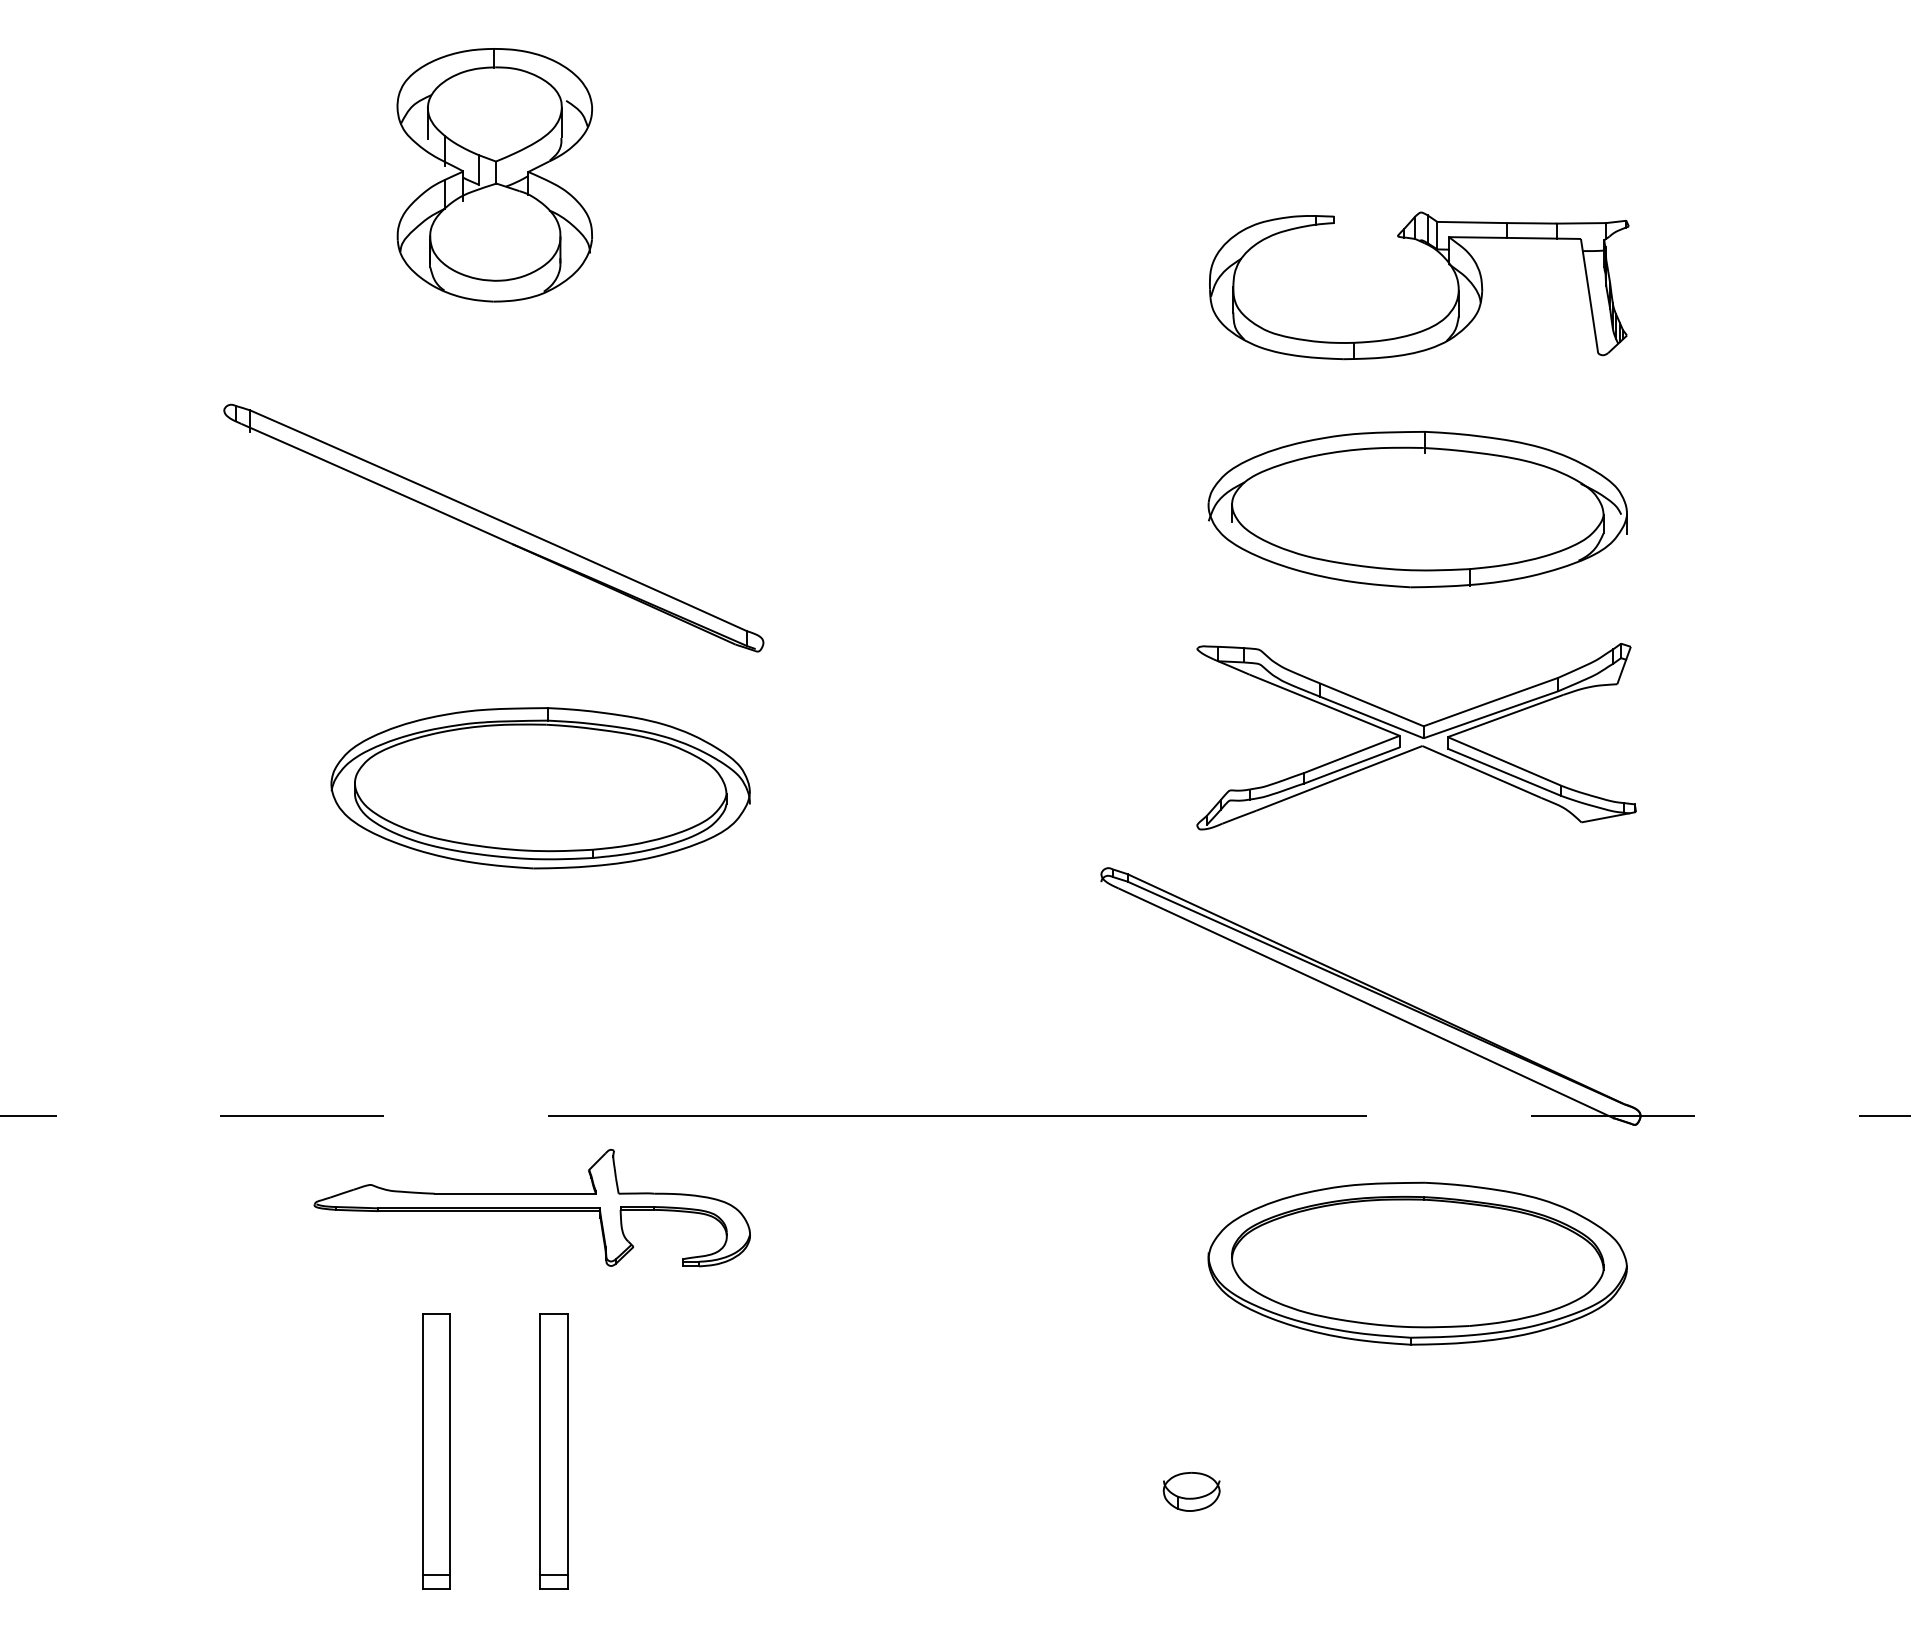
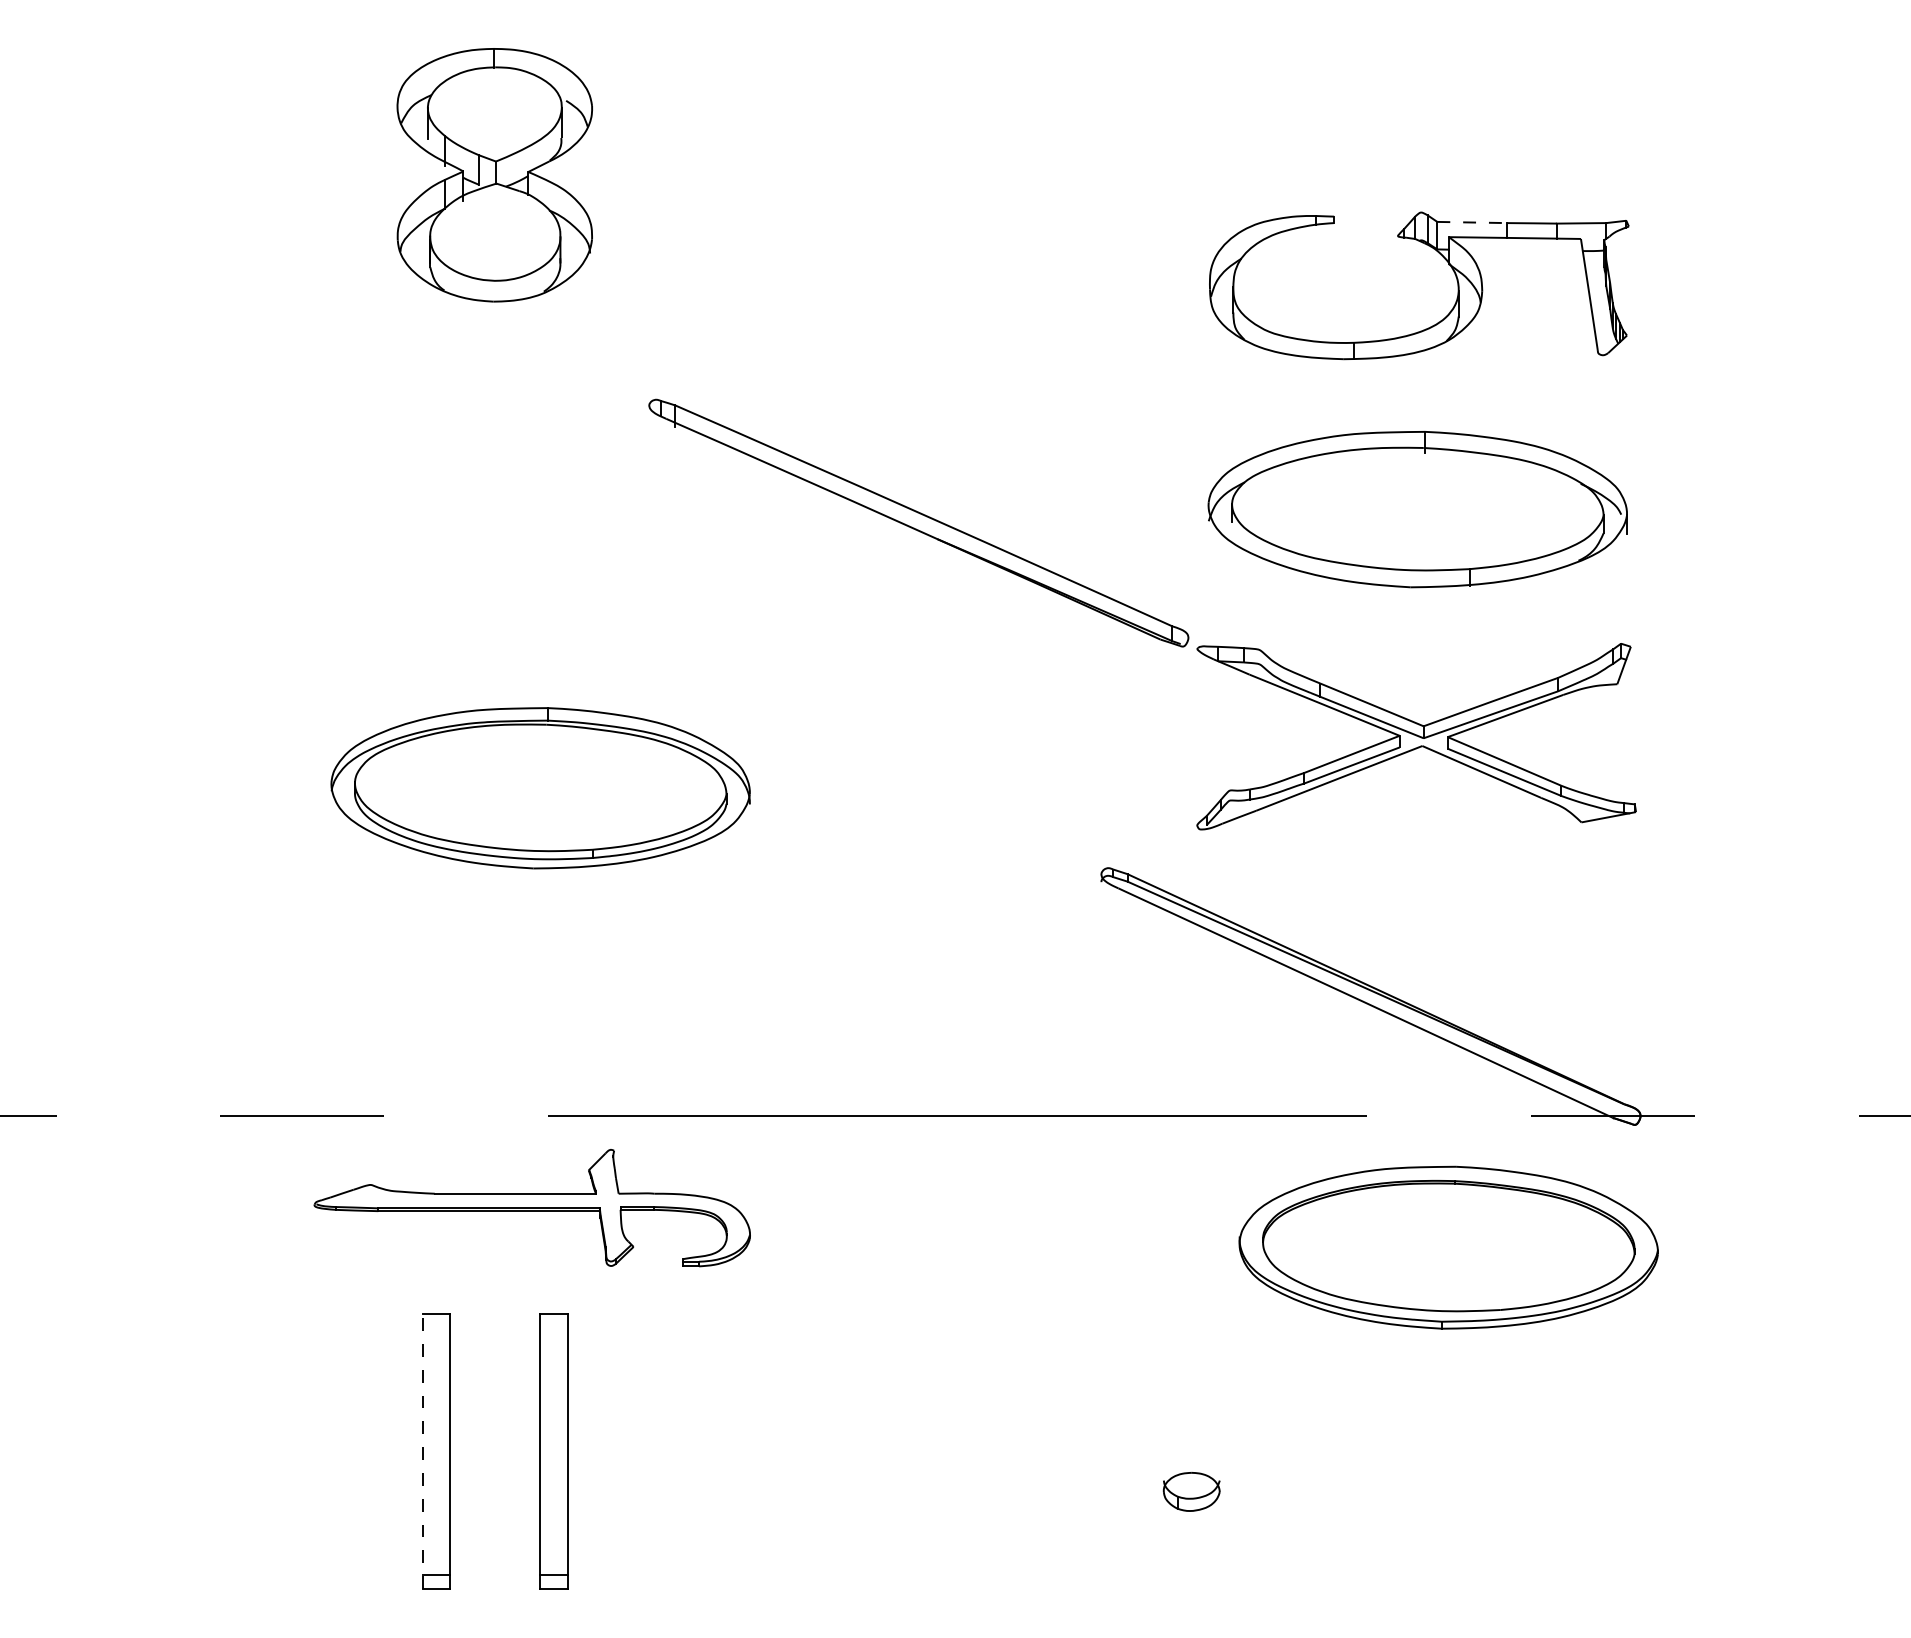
line: solid -> dashed (1473, 222)
part position: (493, 527) -> (918, 522) (918, 522)
part position: (1417, 1263) -> (1448, 1247) (1448, 1247)
line: solid -> dashed (422, 1451)
